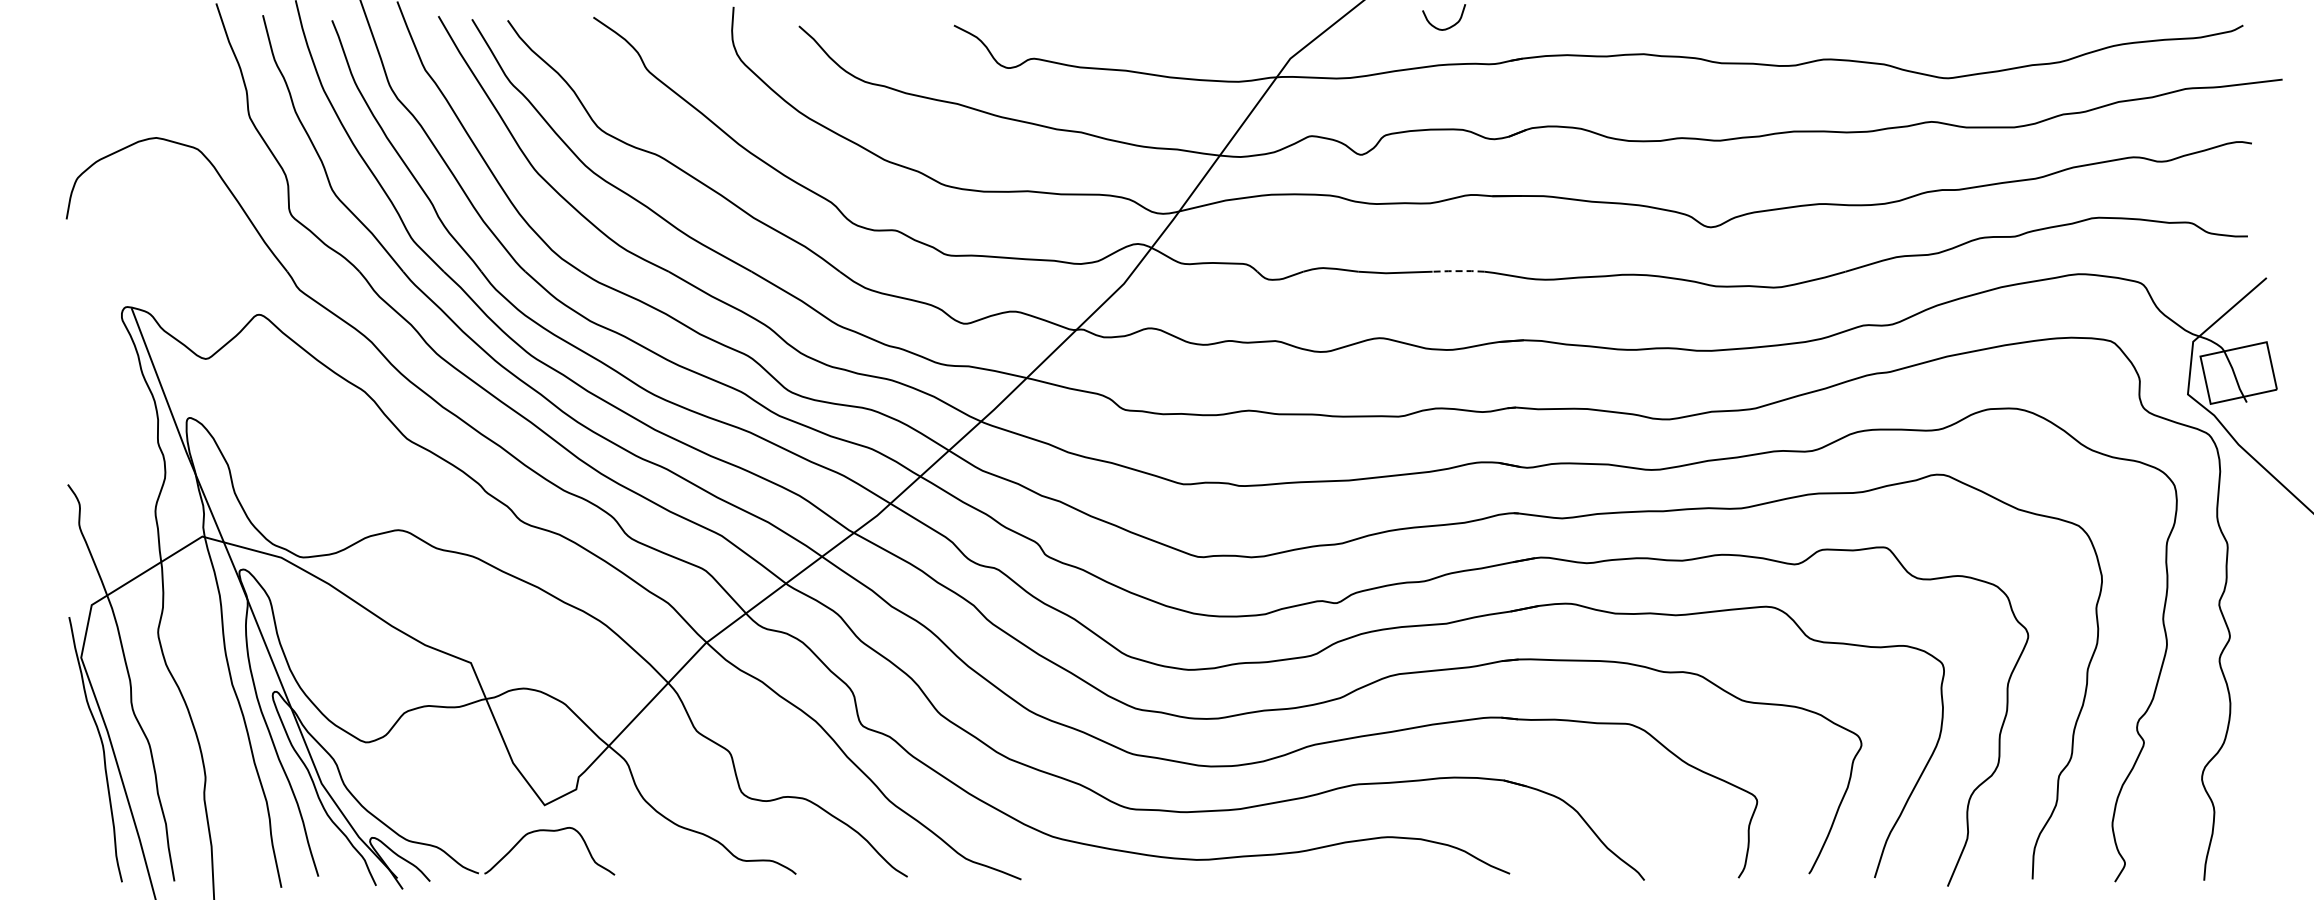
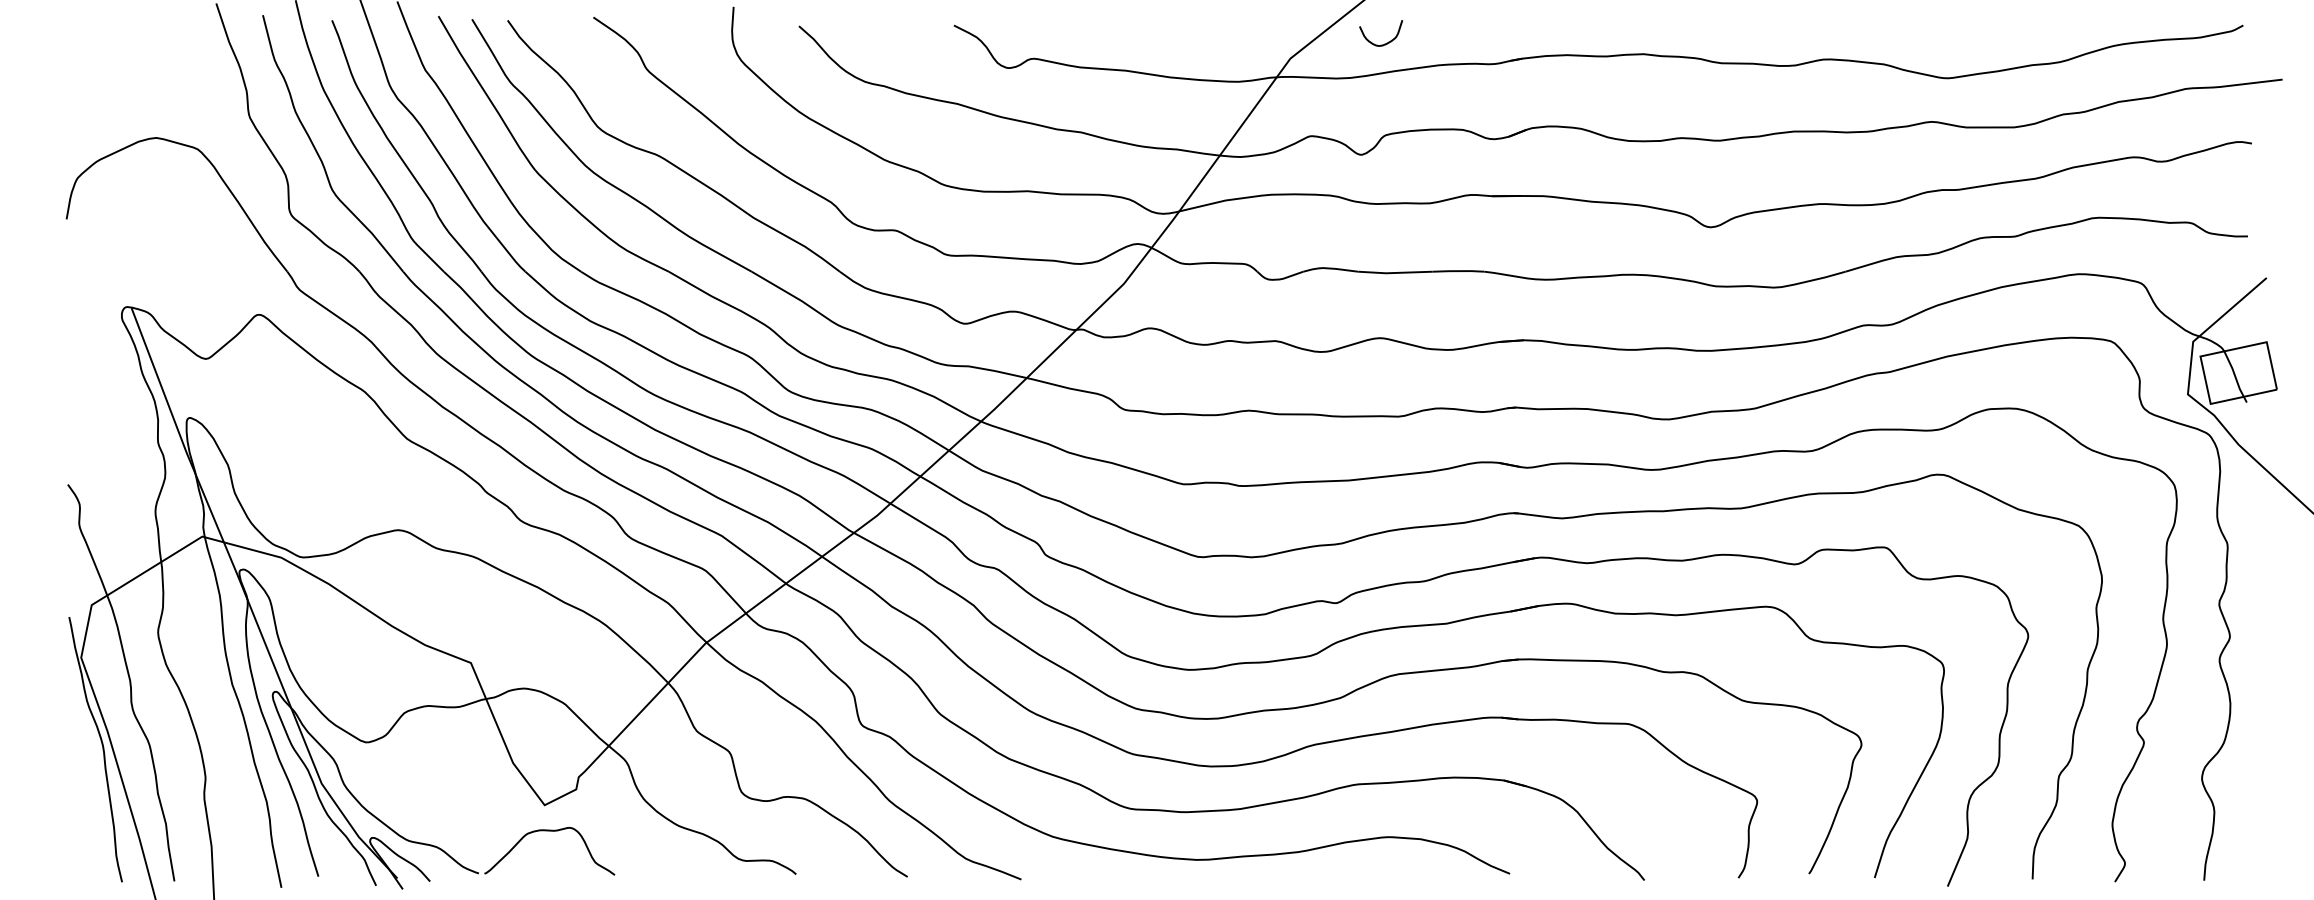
curve position: (1449, 26) -> (1386, 42) (1386, 42)
line: dashed -> solid (1458, 271)
